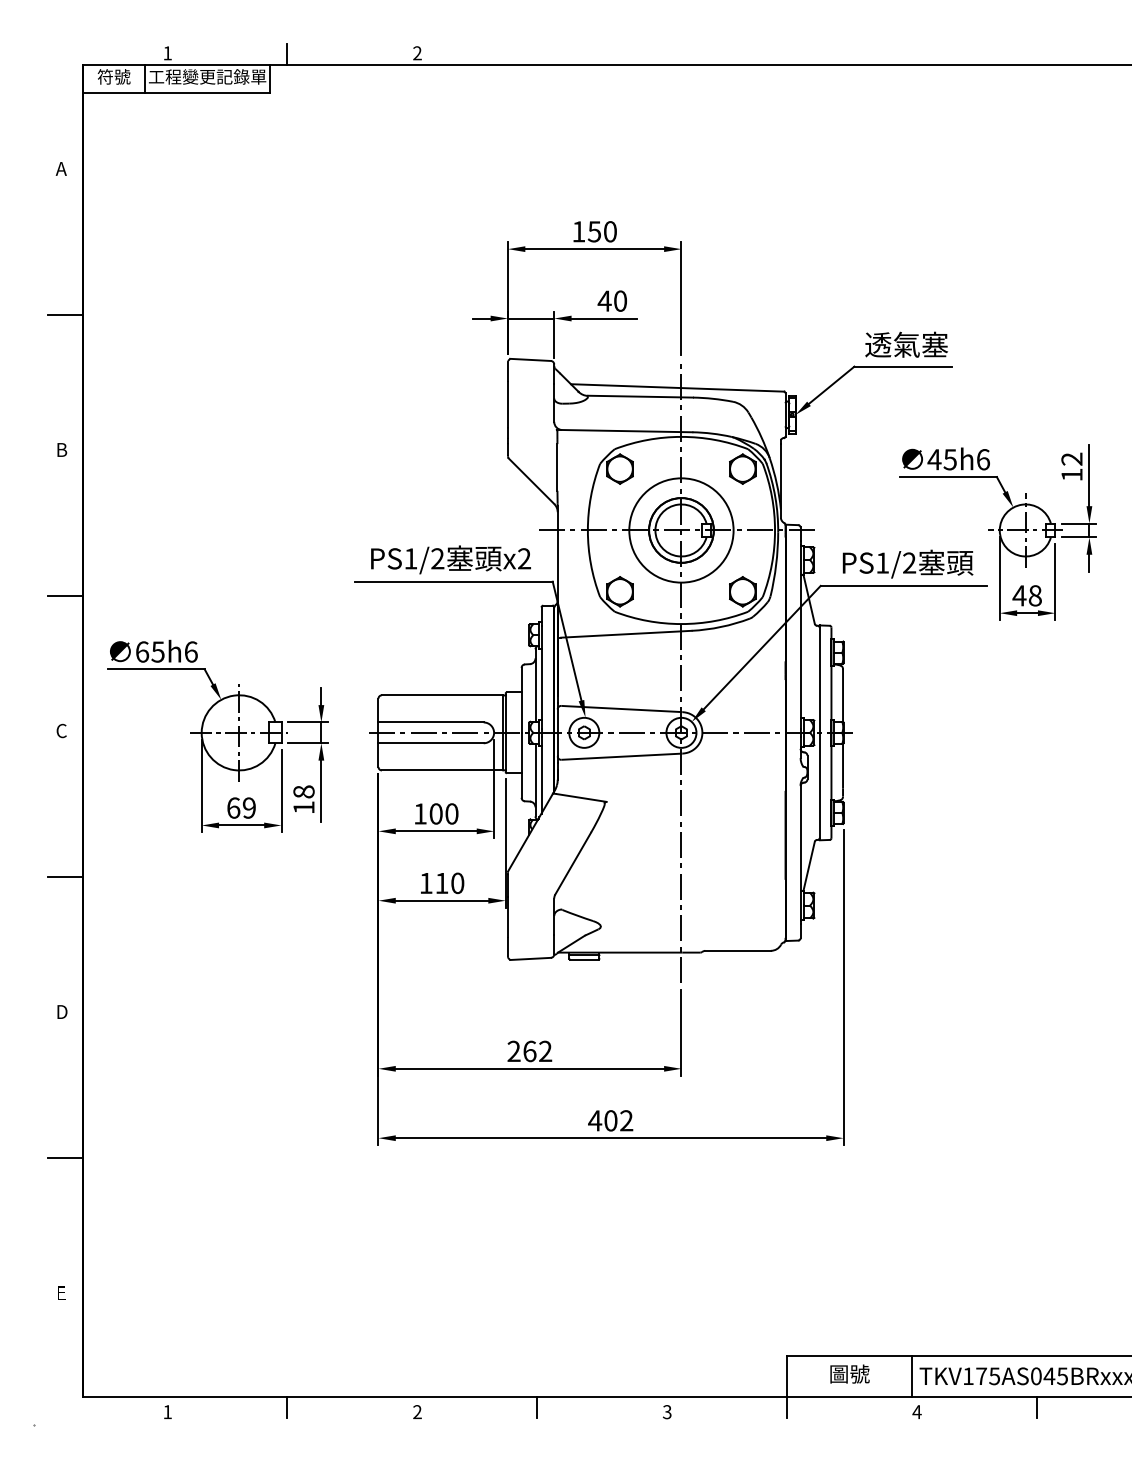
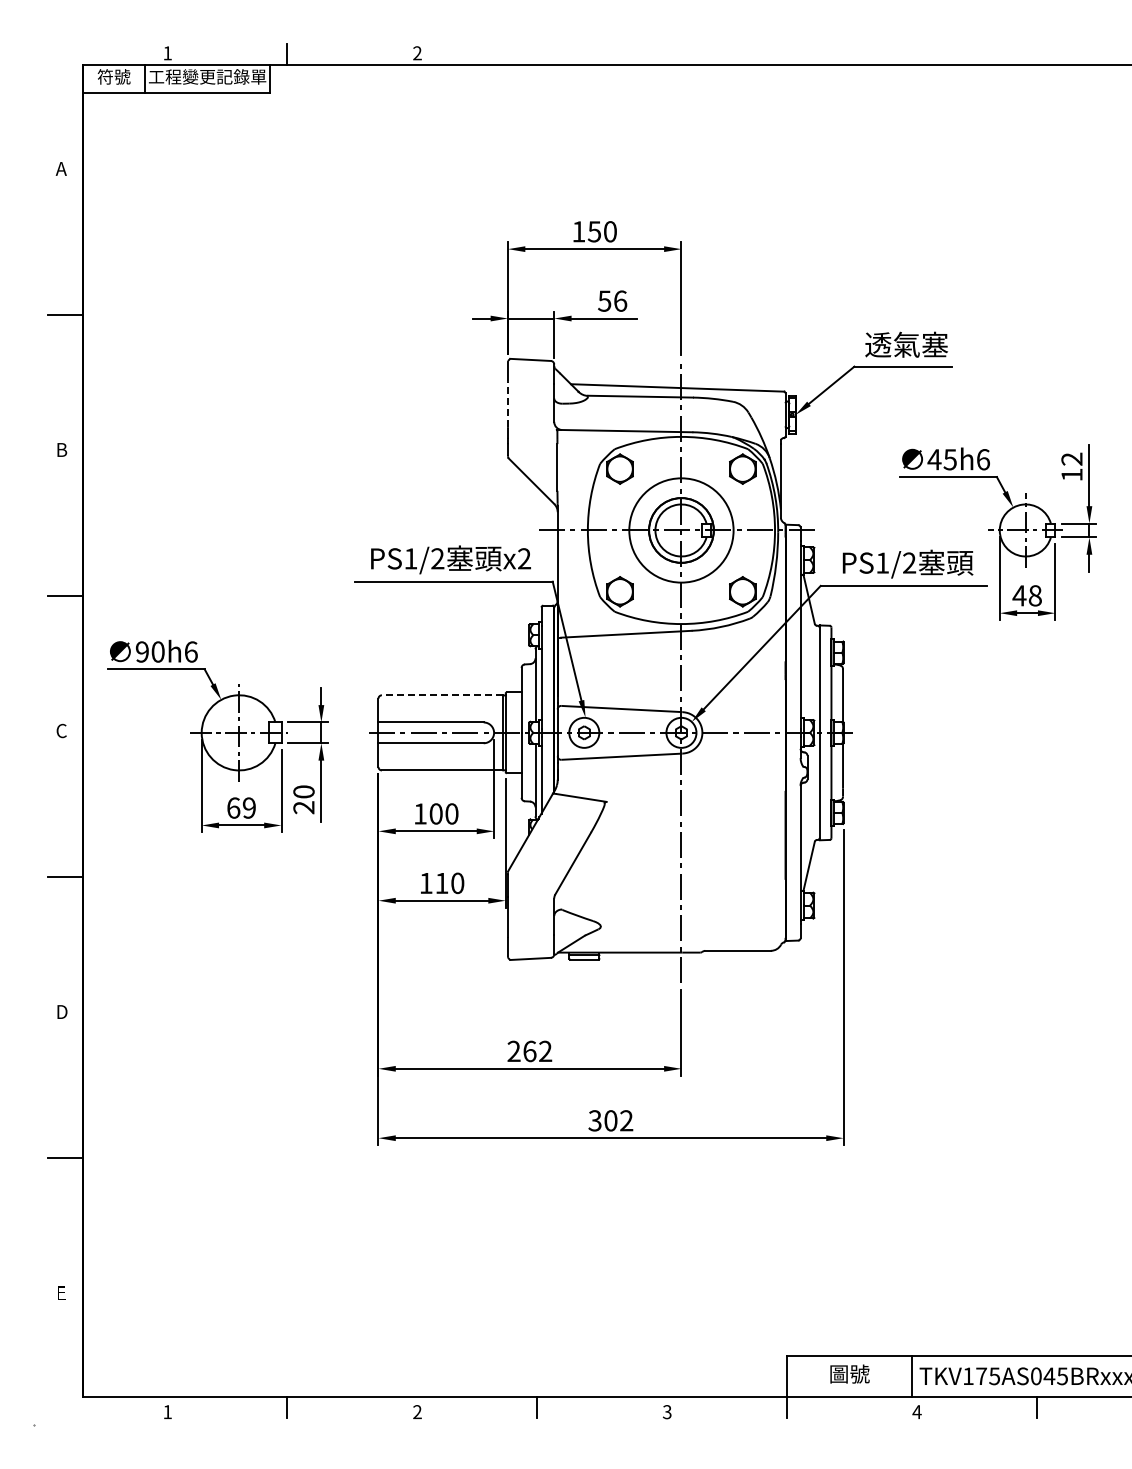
text: 40 -> 56 (612, 300)
line: solid -> dashed (507, 404)
text: 65h6 -> 90h6 (149, 651)
line: solid -> dashed (442, 695)
text: 18 -> 20 (303, 799)
text: 402 -> 302 (595, 1120)
